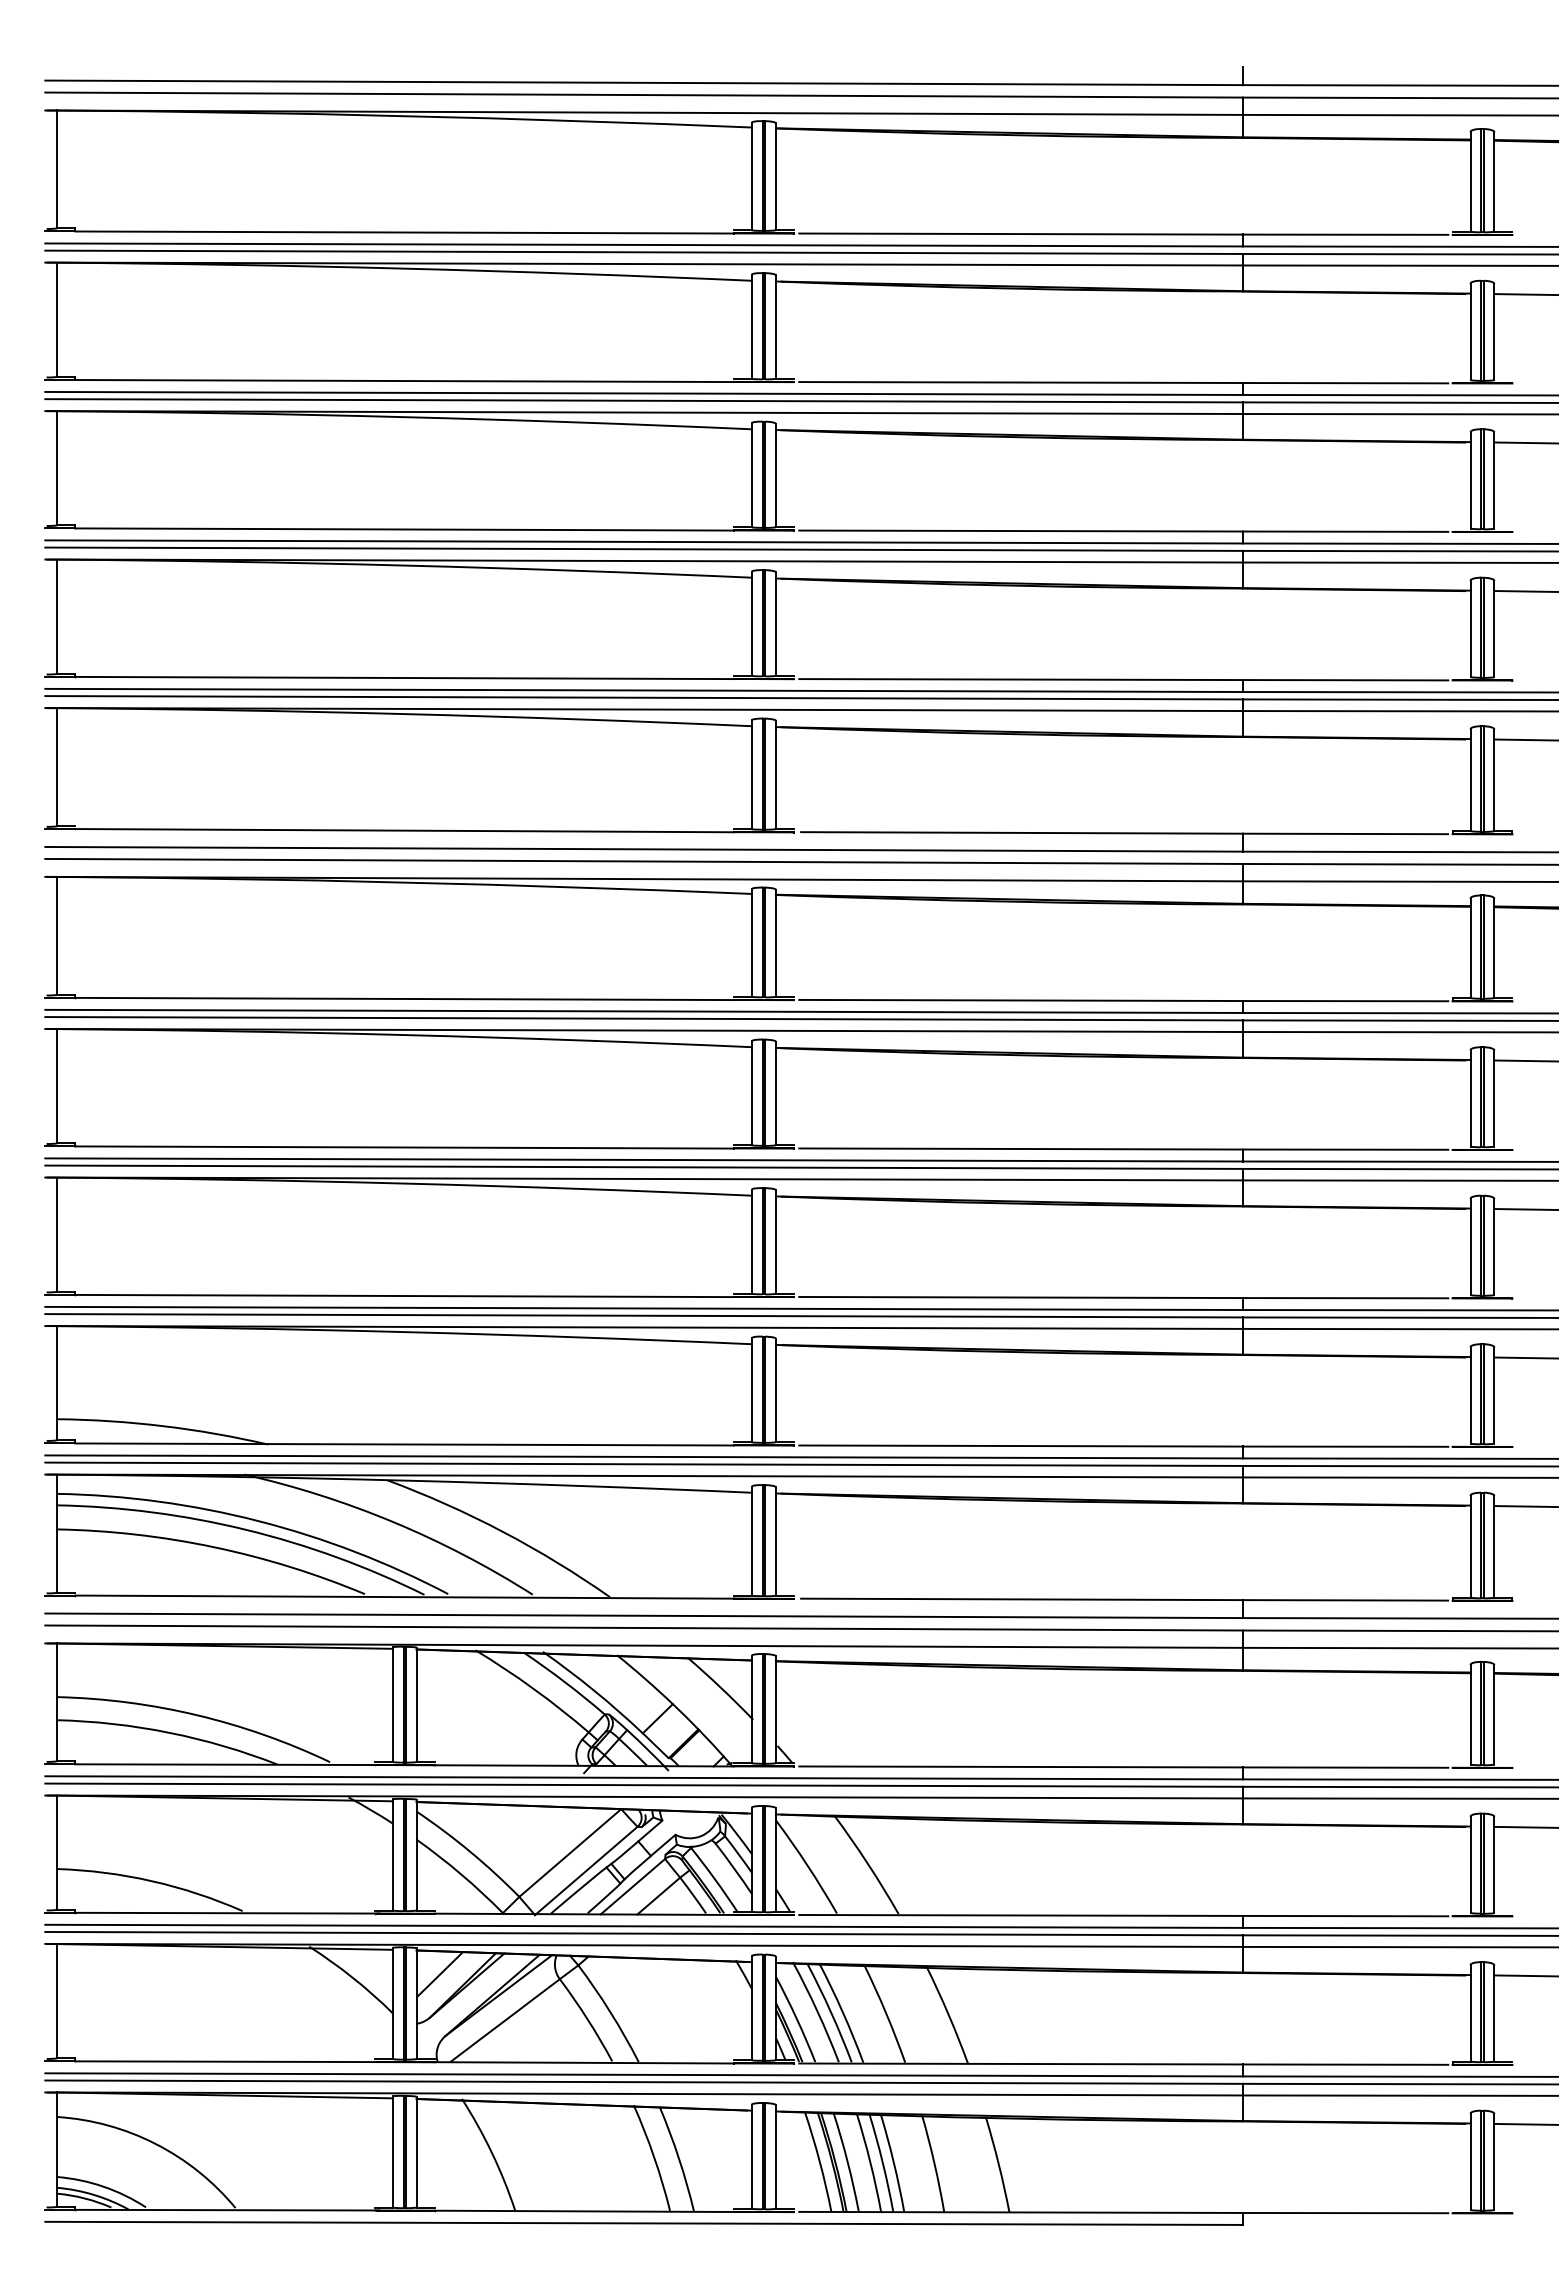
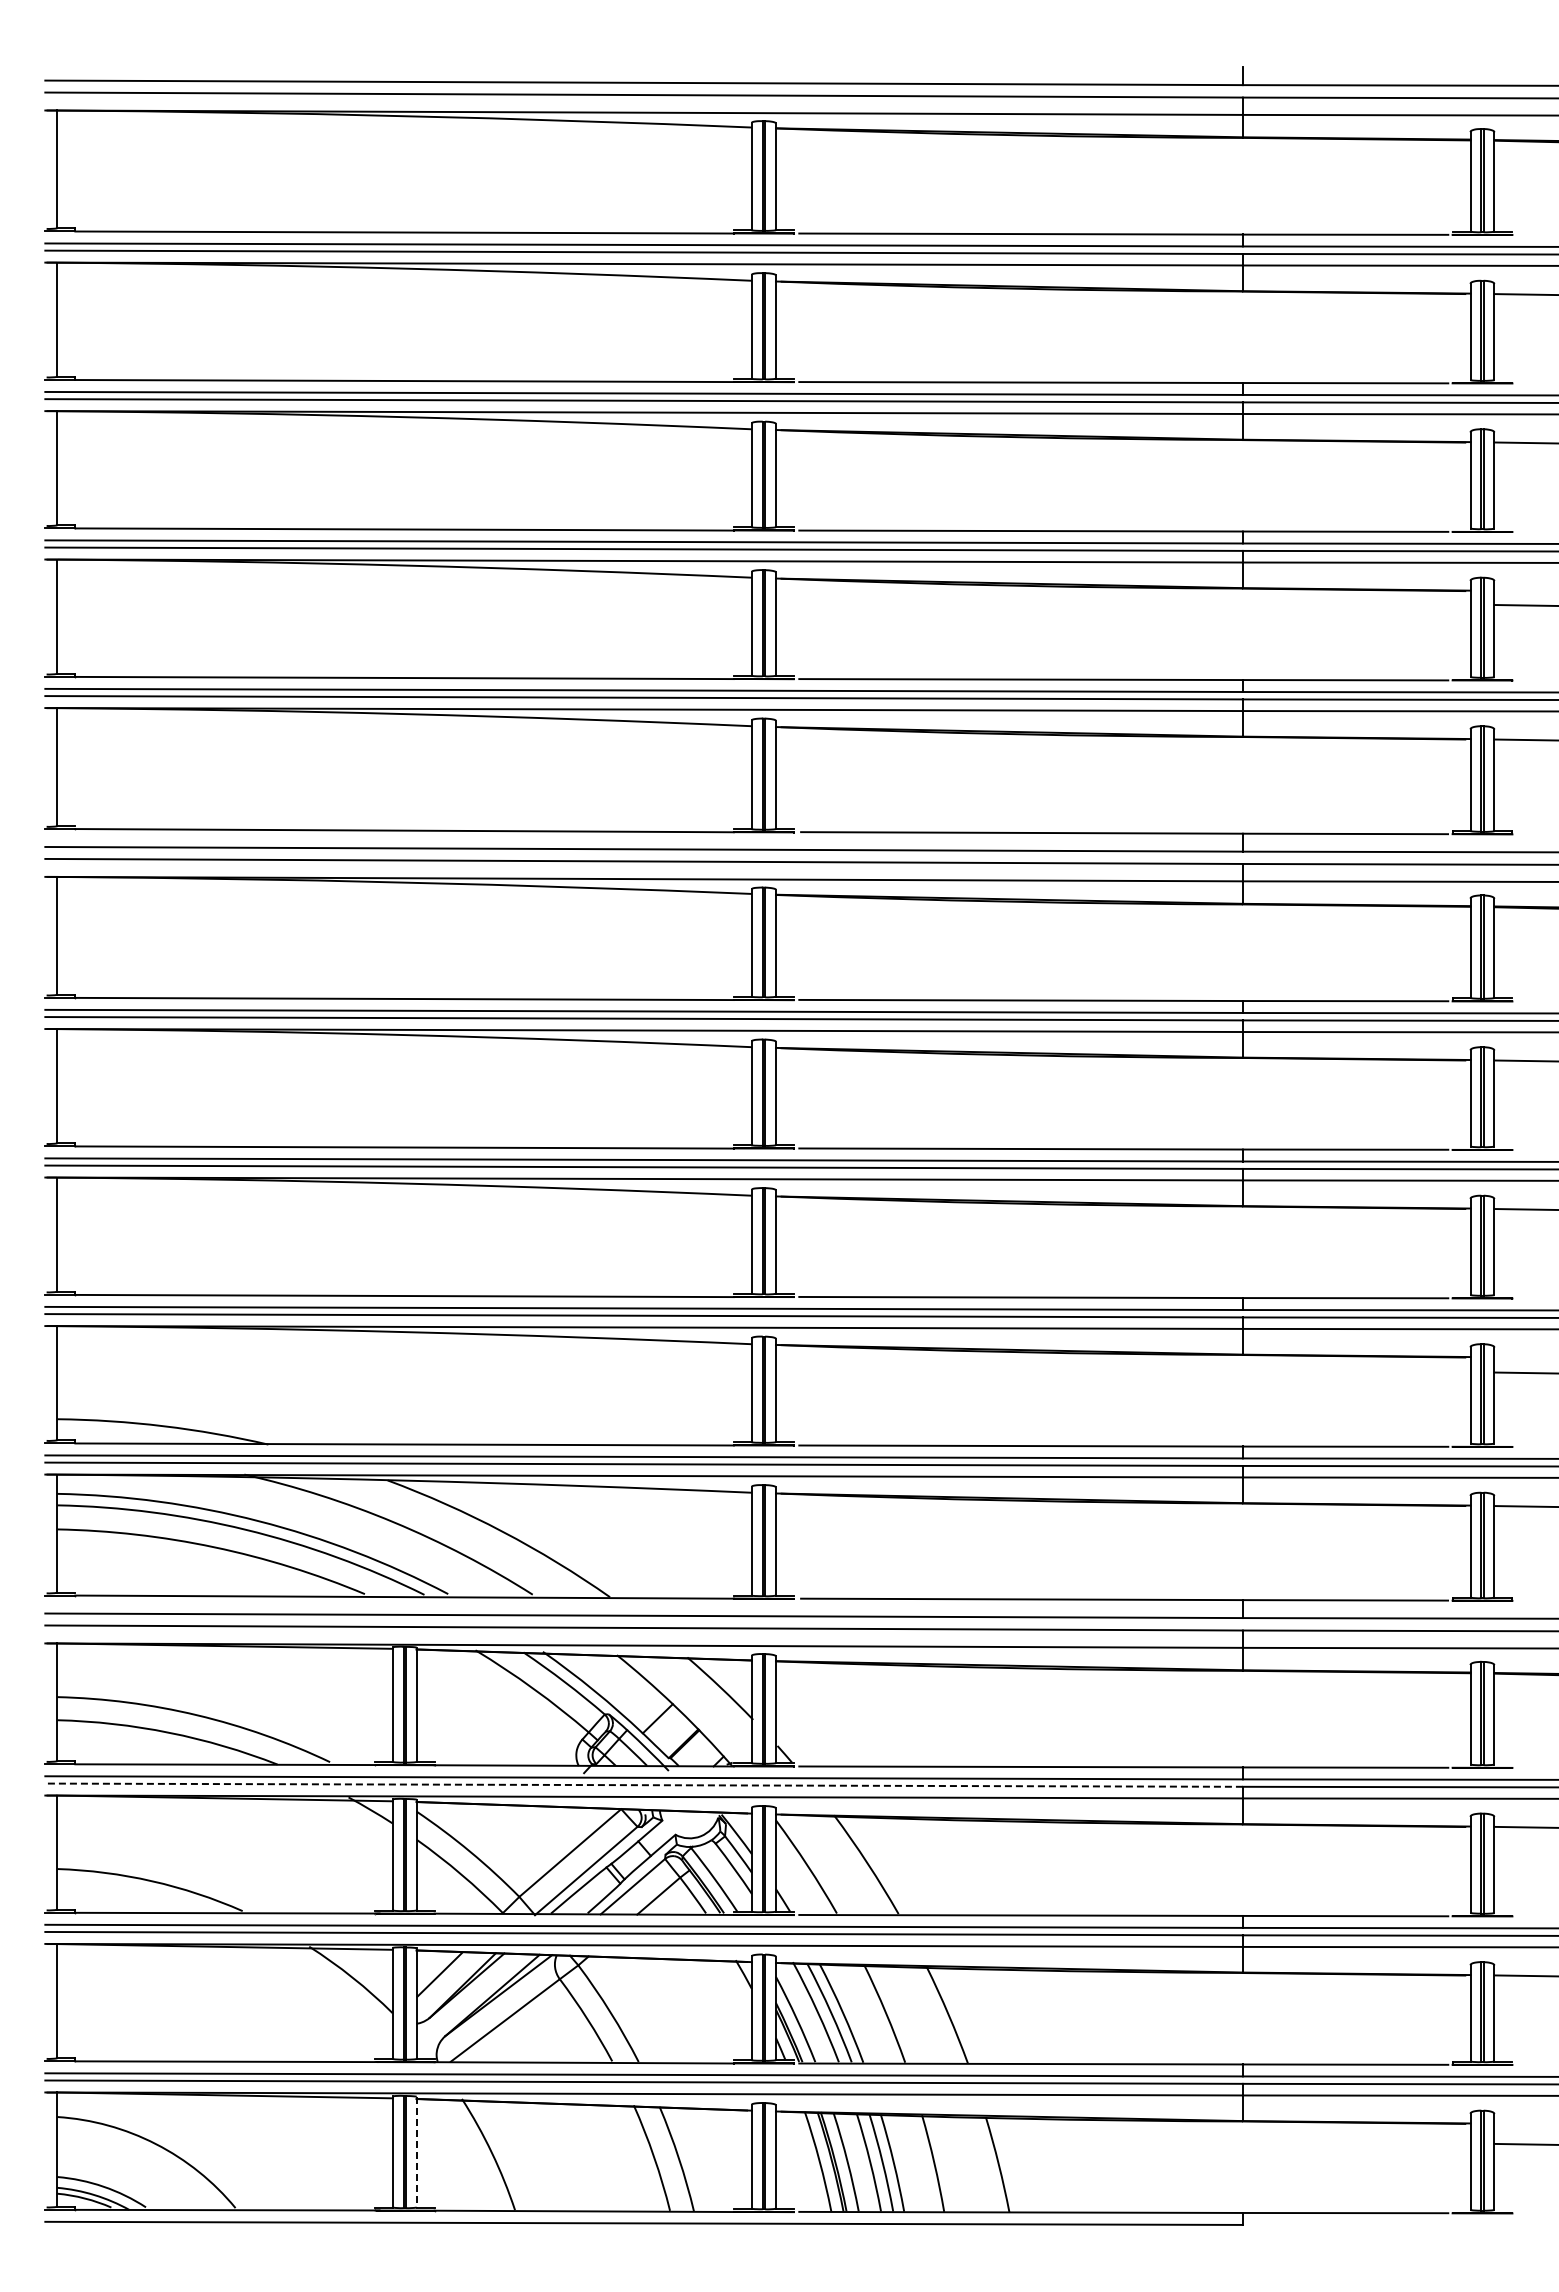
line position: (1524, 591) -> (1524, 605) (1524, 605)
line position: (1524, 1357) -> (1524, 1372) (1524, 1372)
line: solid -> dashed (644, 1785)
line position: (1524, 2123) -> (1524, 2143) (1524, 2143)
line: solid -> dashed (416, 2152)
